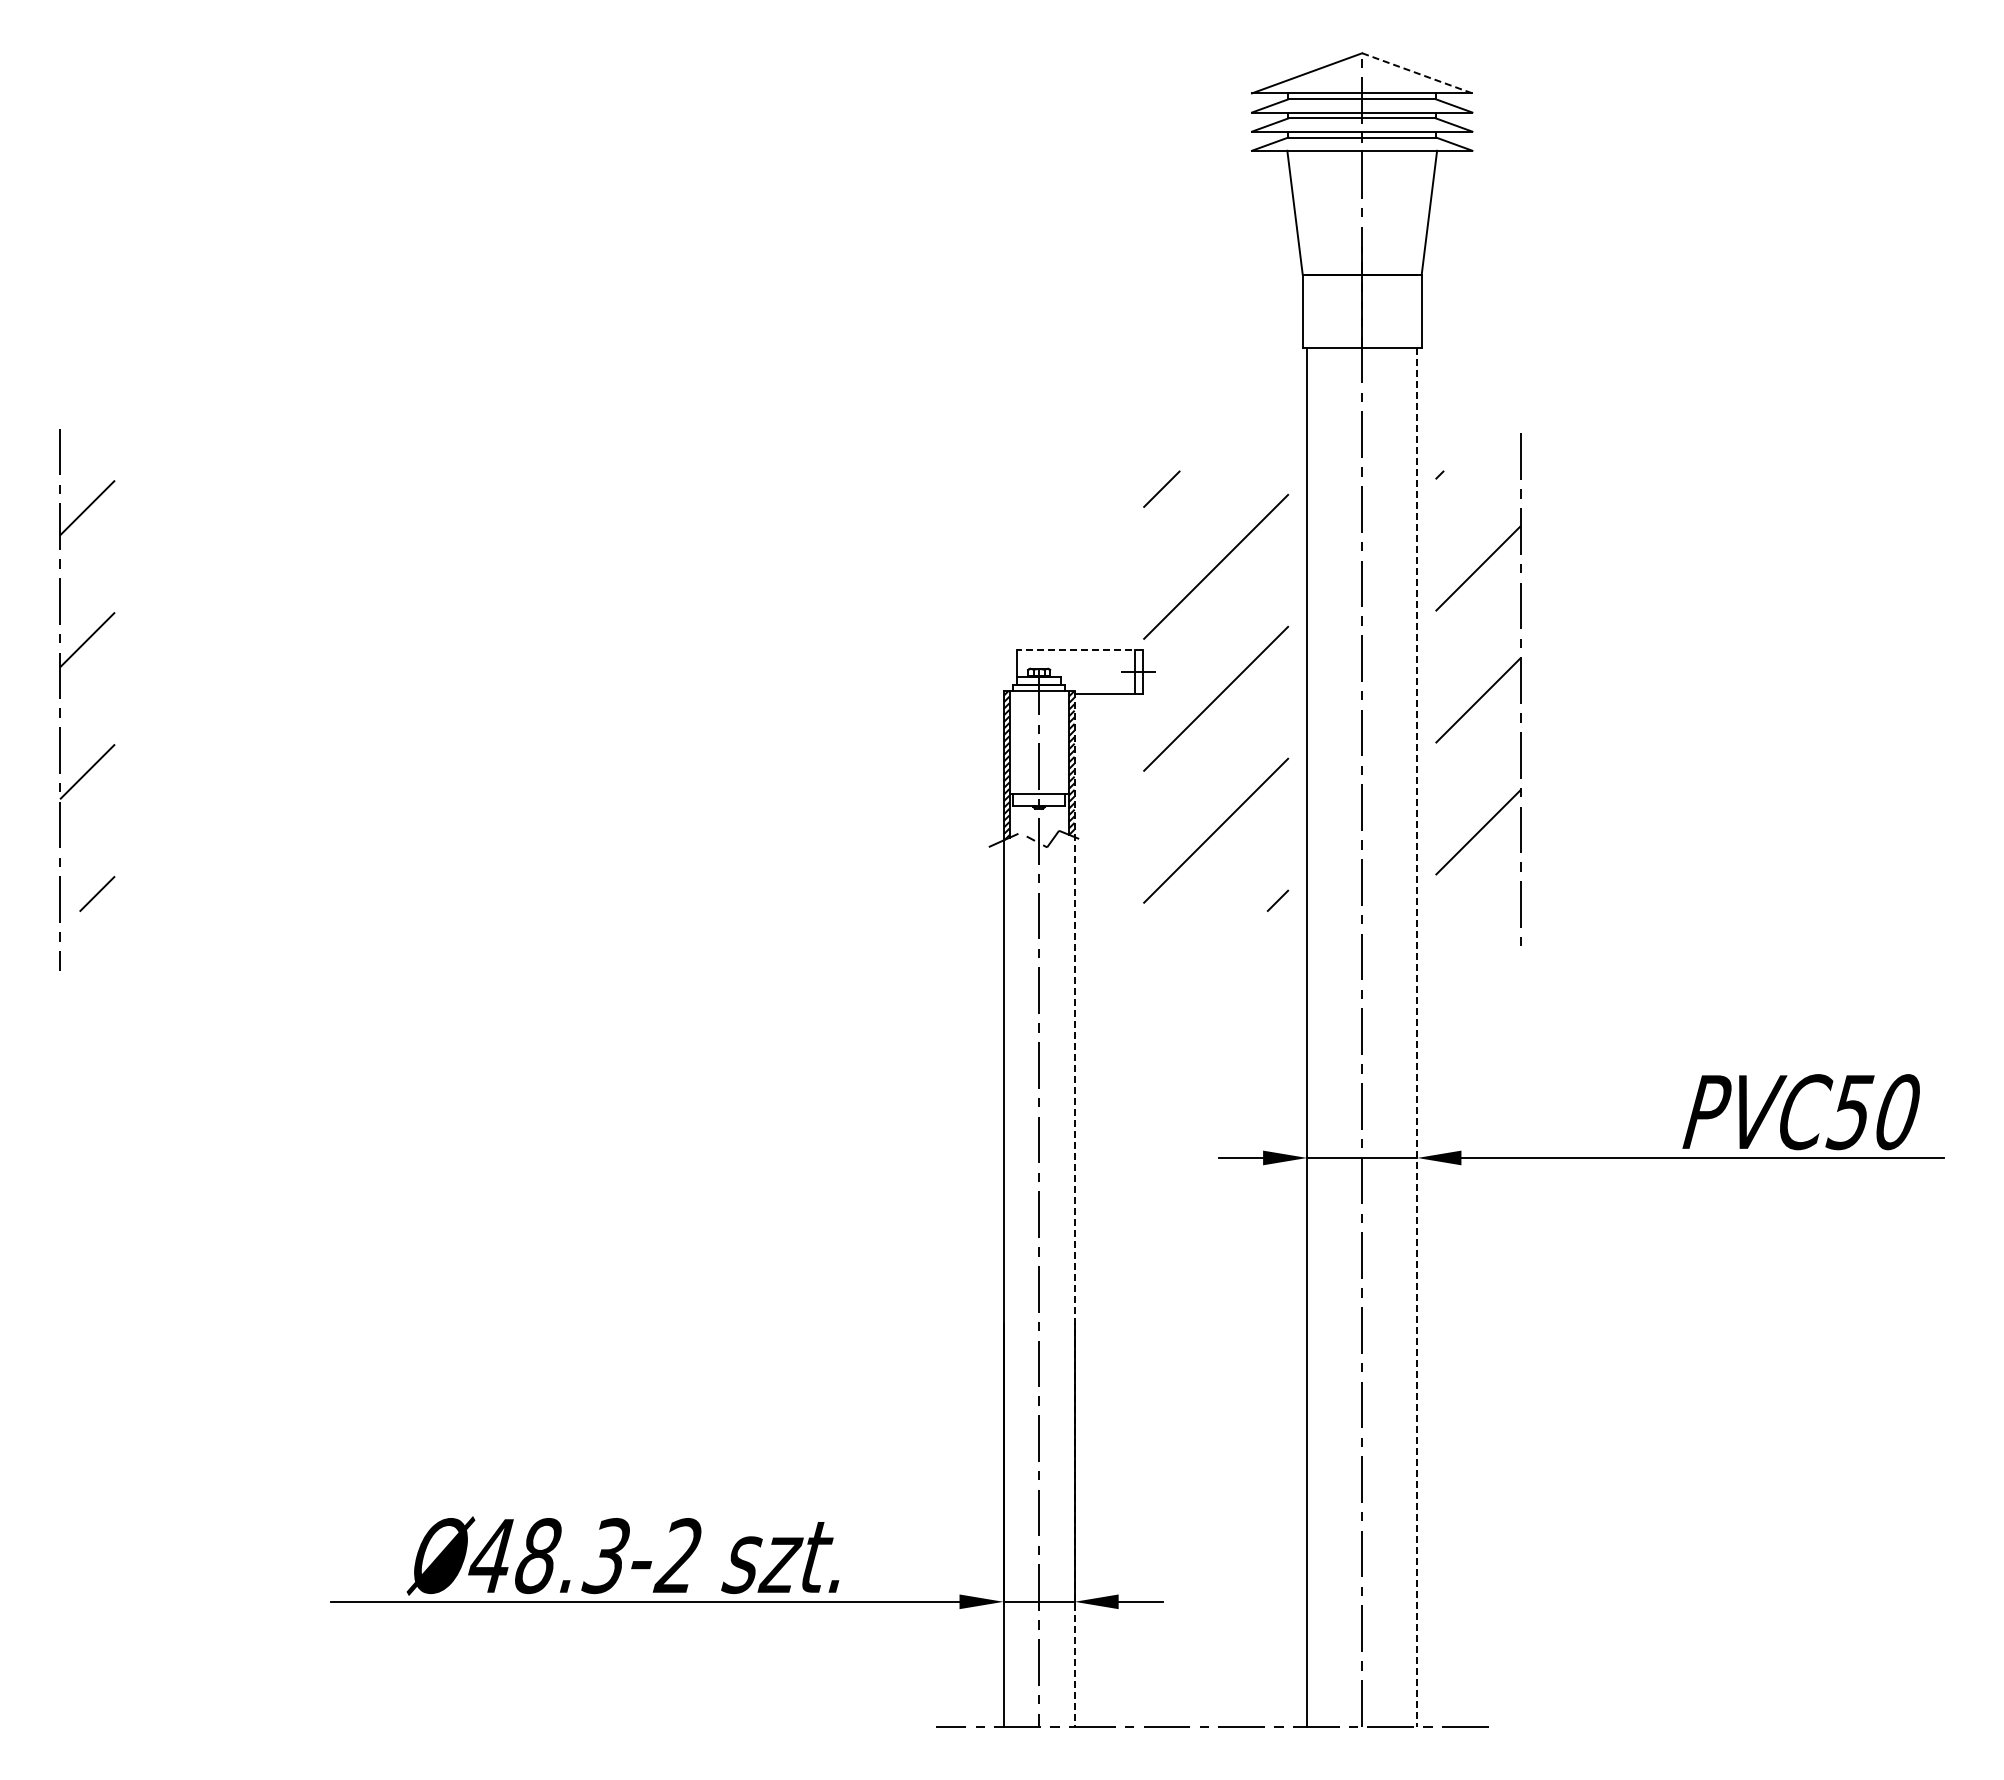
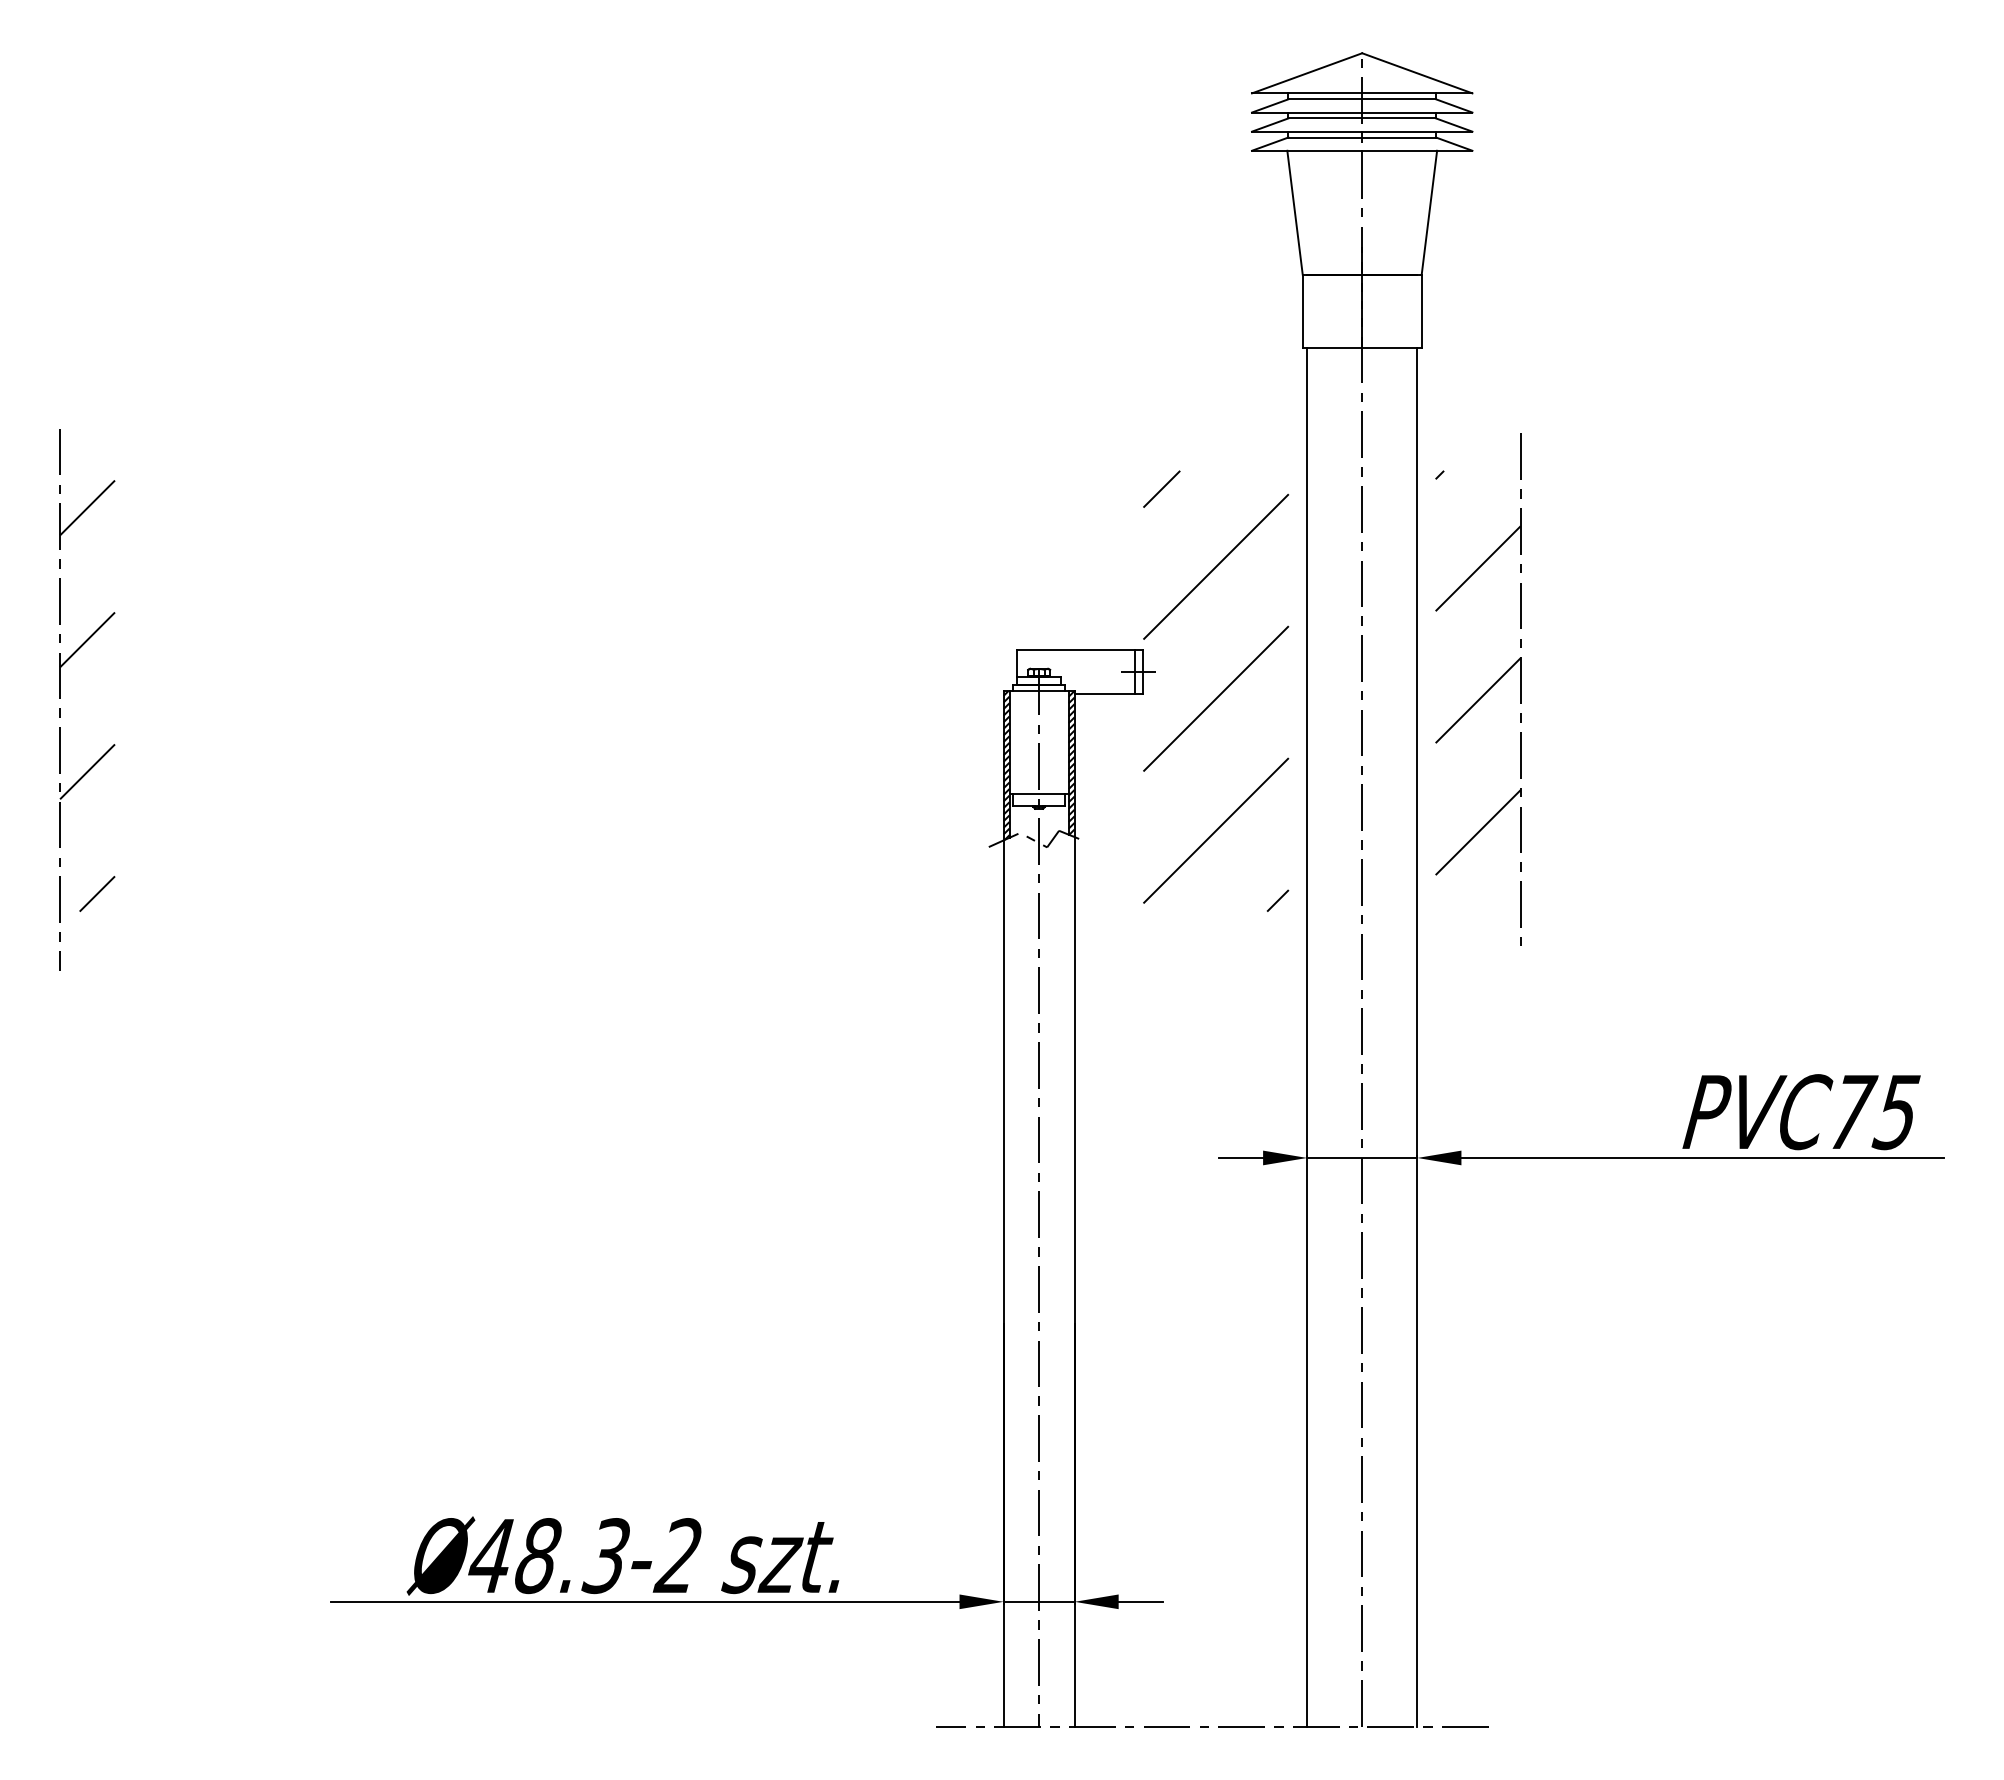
line: dashed -> solid (1417, 73)
line: dashed -> solid (1079, 650)
line: dashed -> solid (1417, 1037)
text: PVC50 -> PVC75 (1872, 1112)
line: dashed -> solid (1074, 1208)
